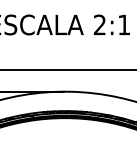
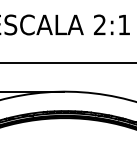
line position: (67, 69) -> (67, 62) (67, 62)
